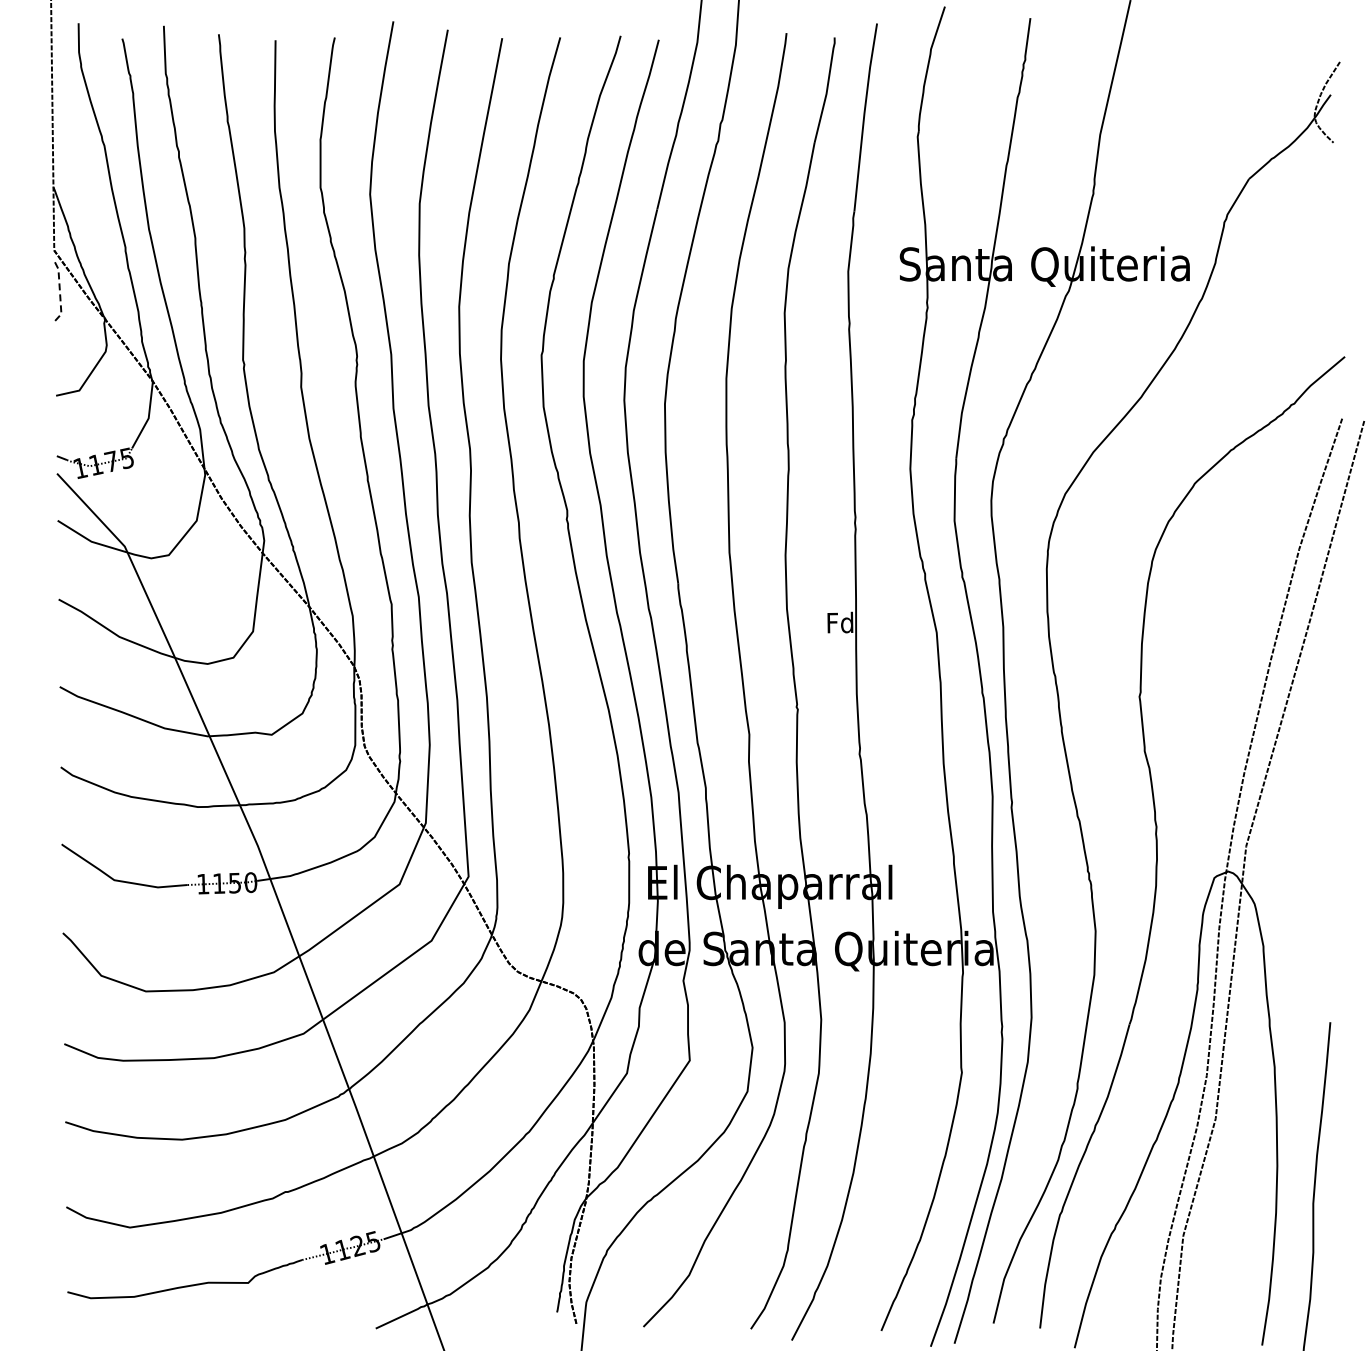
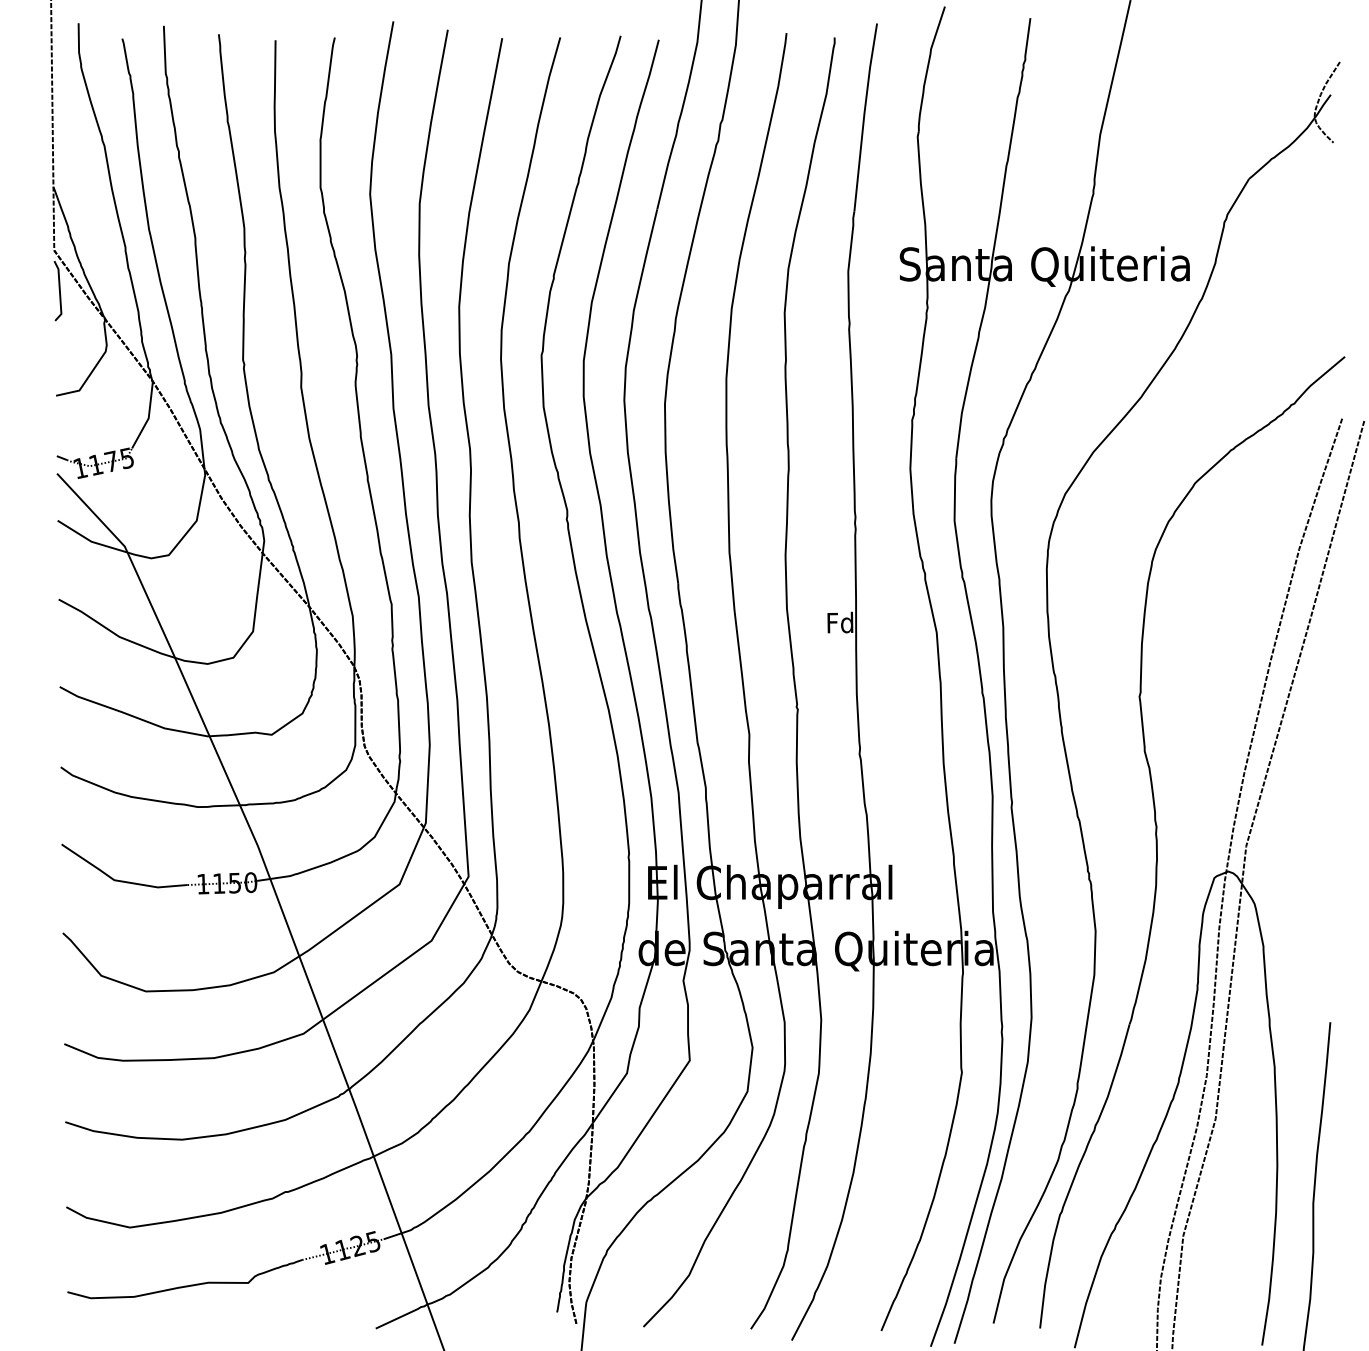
line: dashed -> solid (59, 291)
